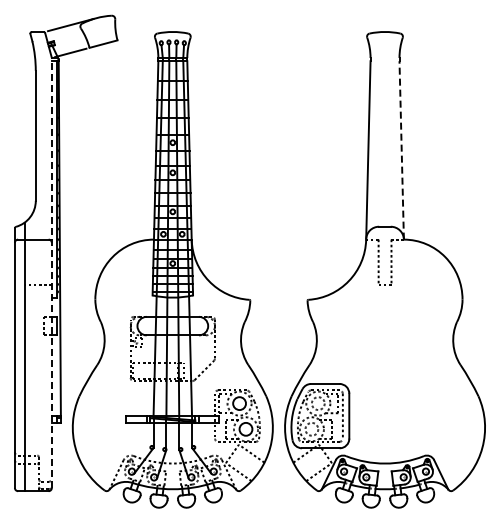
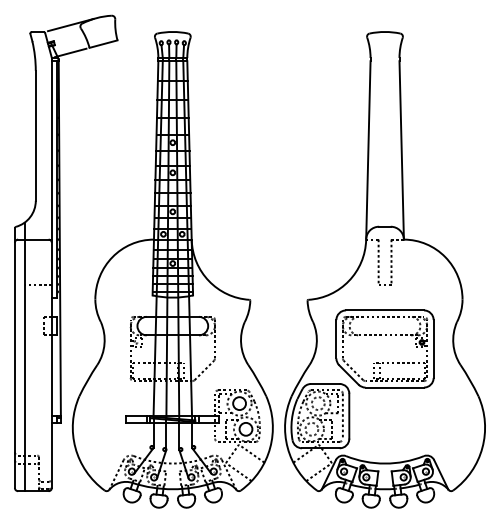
line: dashed -> solid (401, 149)
line: dashed -> solid (51, 272)
part: none -> present (384, 348)
